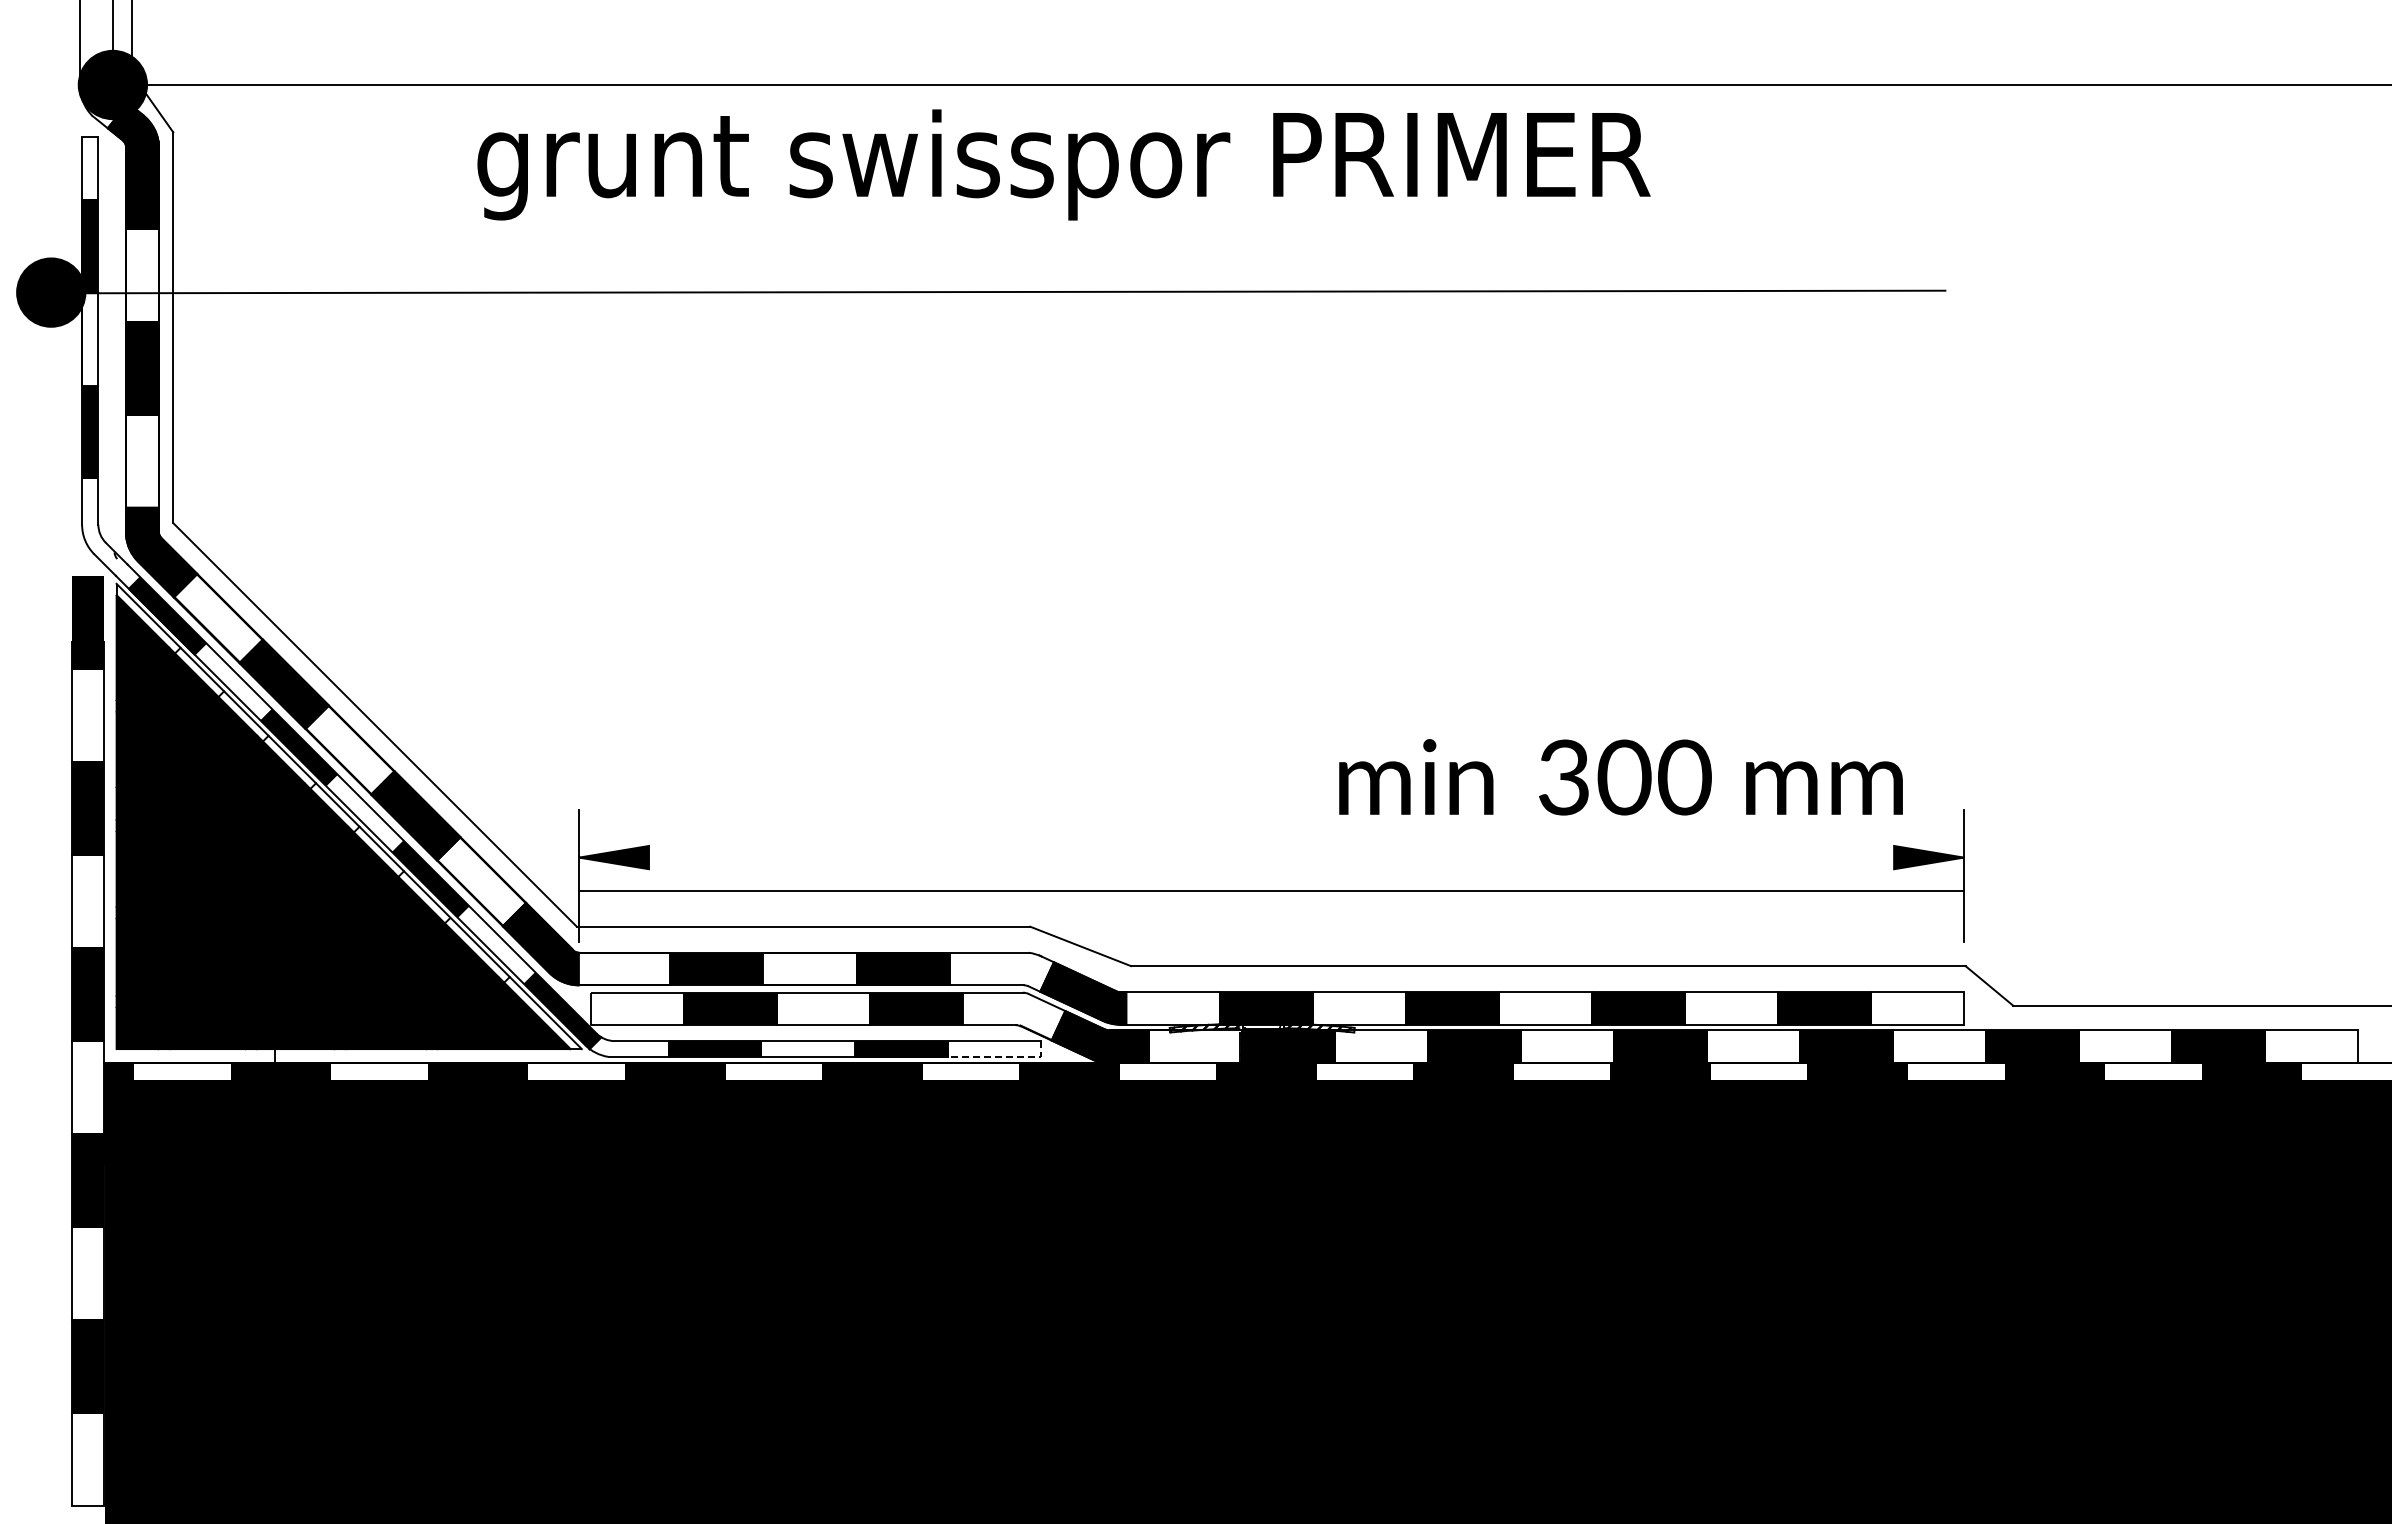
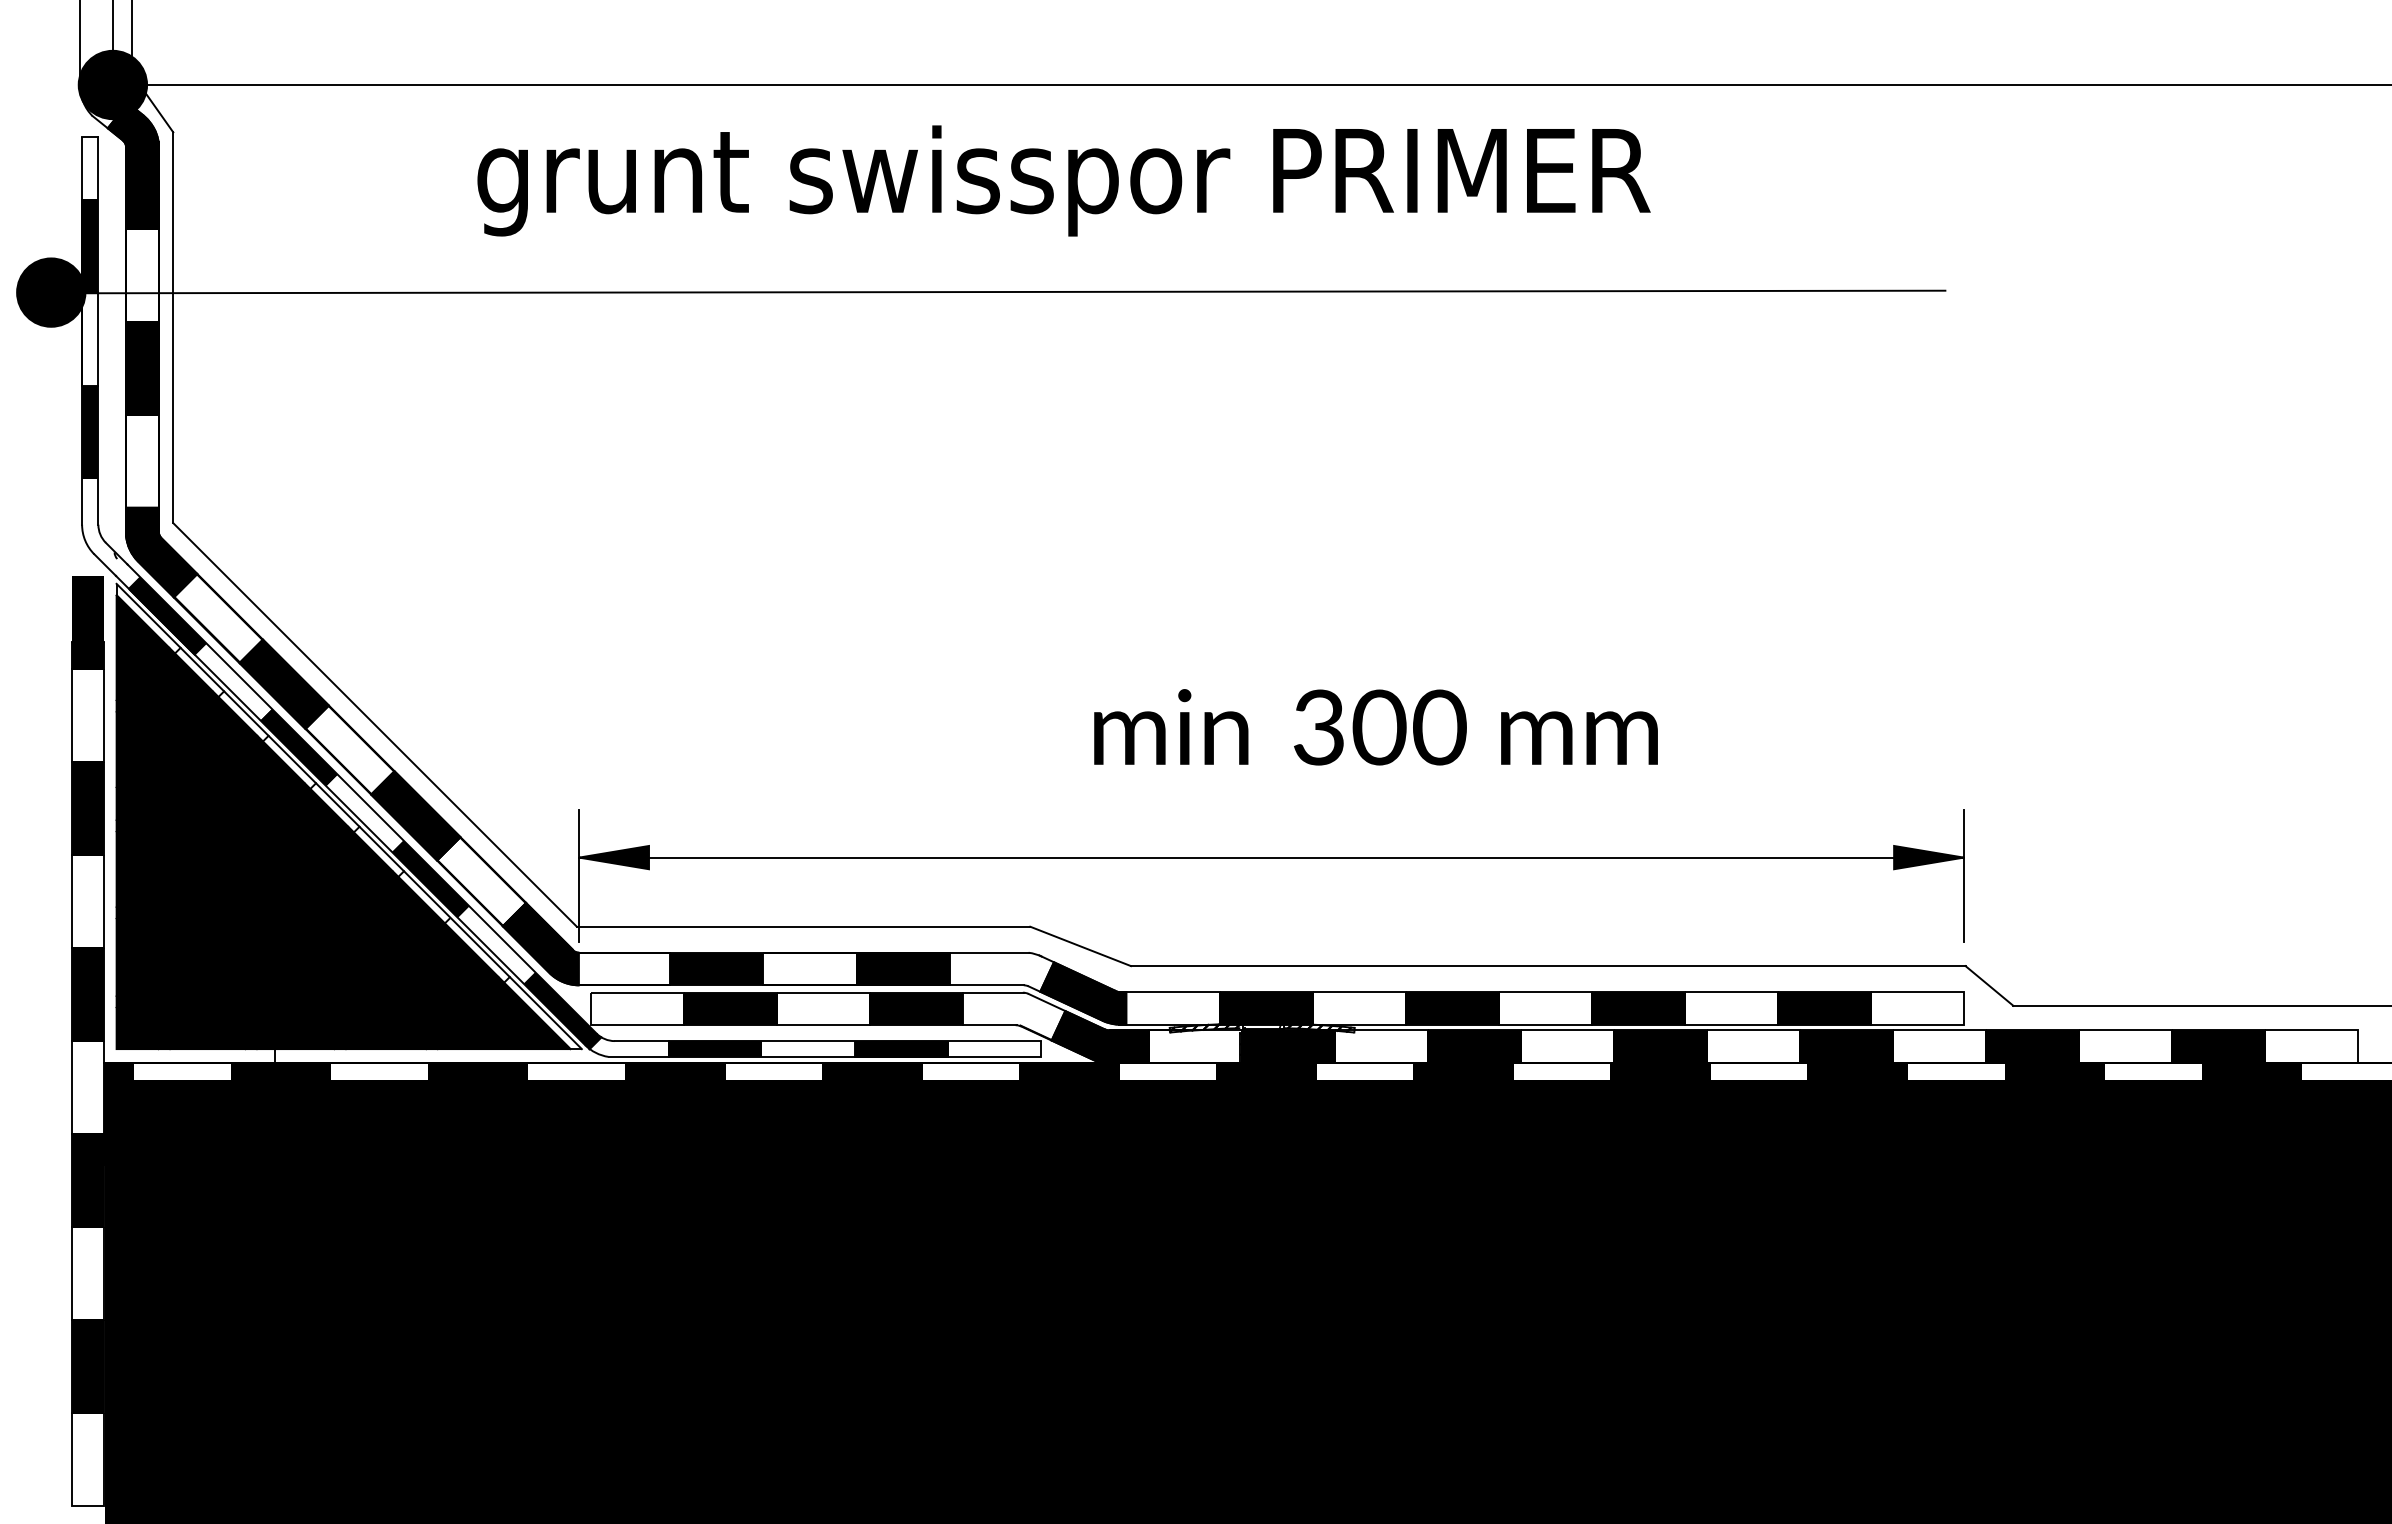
text position: (1063, 164) -> (1063, 180) (1063, 180)
text position: (1620, 777) -> (1375, 727) (1375, 727)
line position: (1271, 890) -> (1271, 857) (1271, 857)
line: dashed -> solid (994, 1056)
